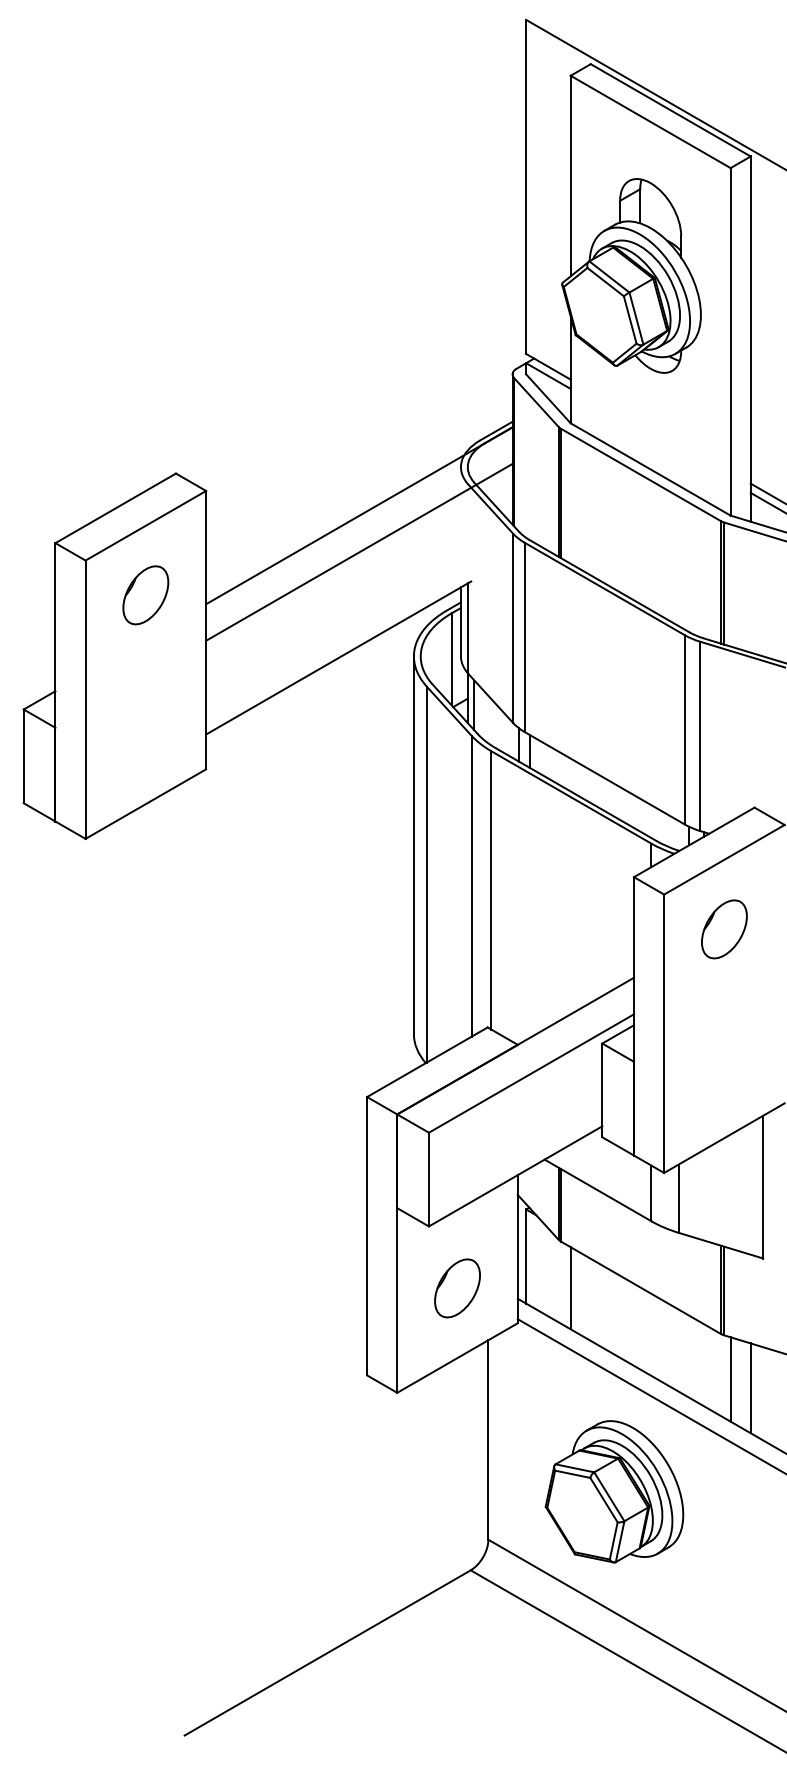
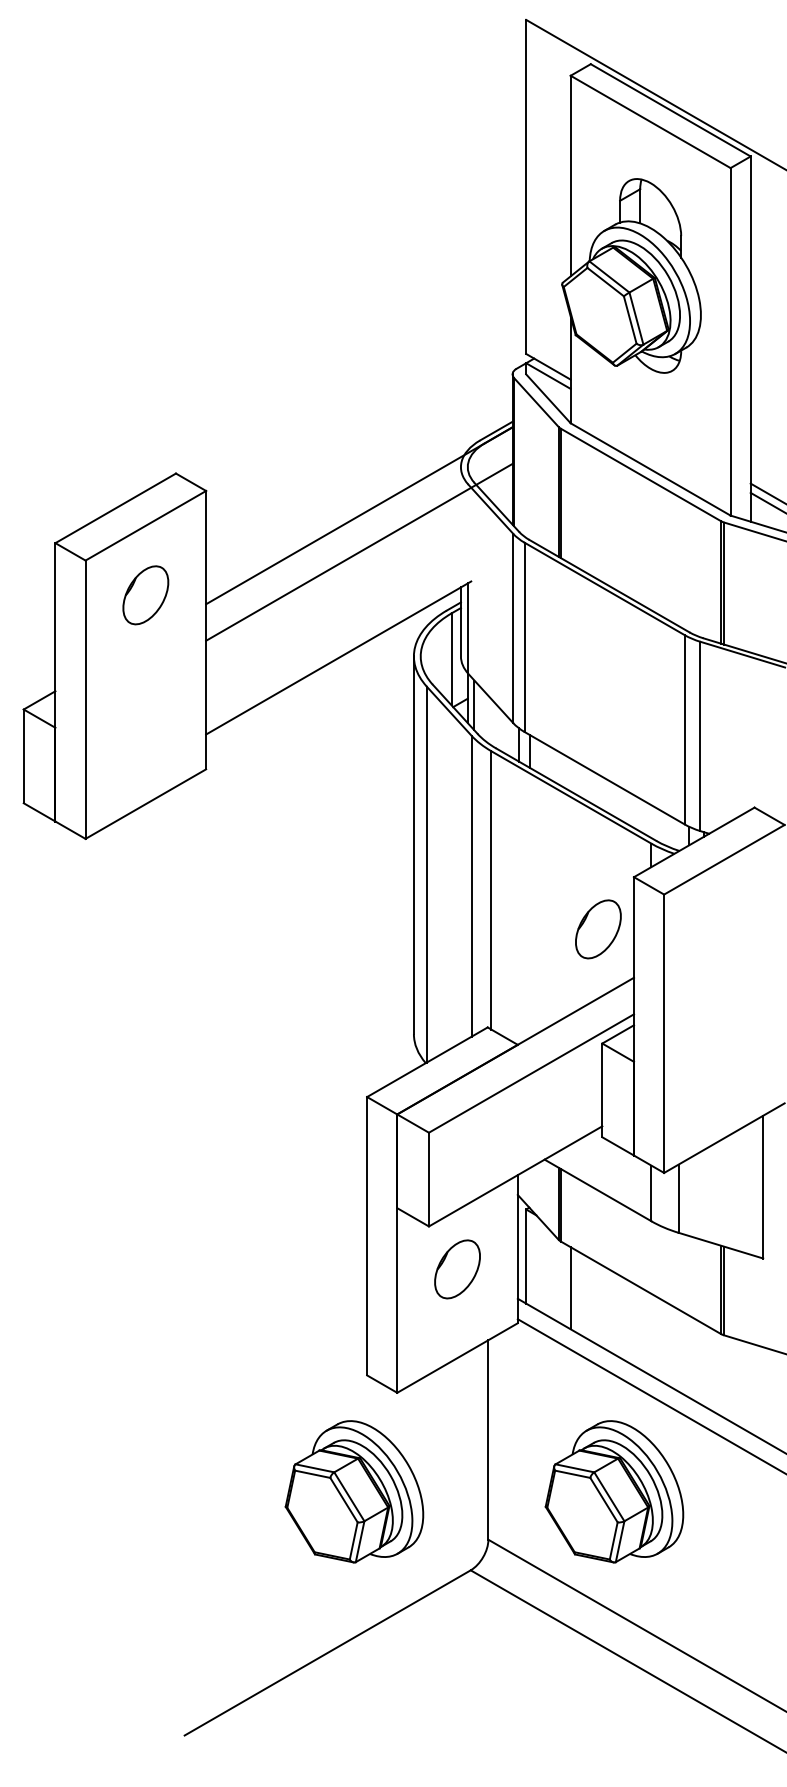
part position: (724, 929) -> (598, 929) (598, 929)
part position: (457, 1288) -> (457, 1269) (457, 1269)
line: present -> none (730, 1379)
line: present -> none (750, 1388)
part: none -> present (354, 1491)
